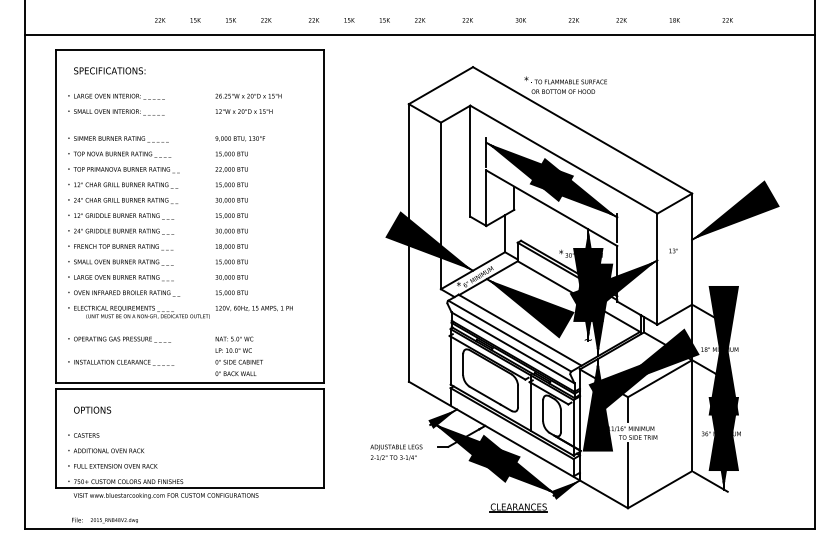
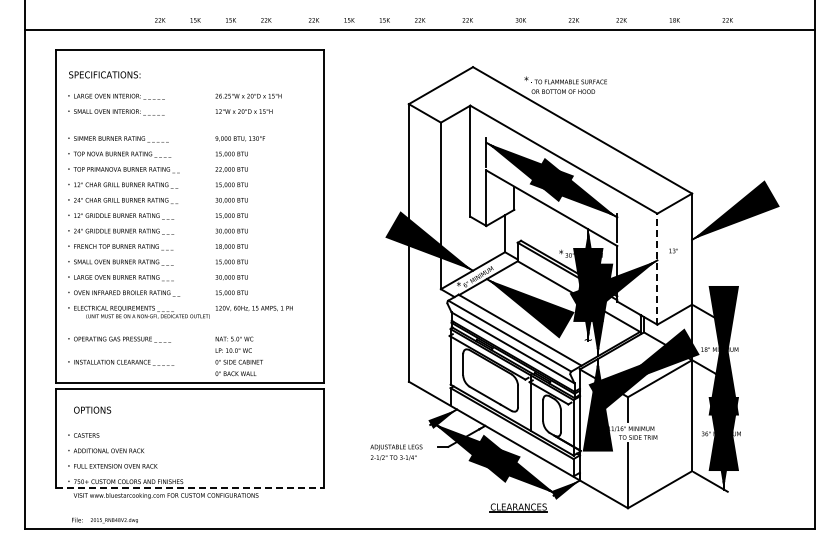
line position: (419, 34) -> (419, 29) (419, 29)
text position: (109, 70) -> (104, 74) (104, 74)
line: solid -> dashed (657, 269)
line: solid -> dashed (190, 488)
